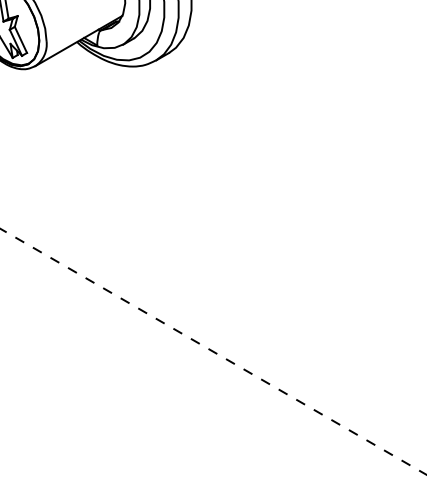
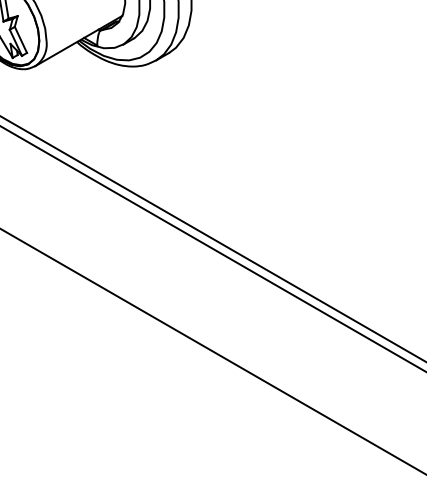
line: none -> present (212, 238)
line: none -> present (212, 248)
line: dashed -> solid (213, 351)
